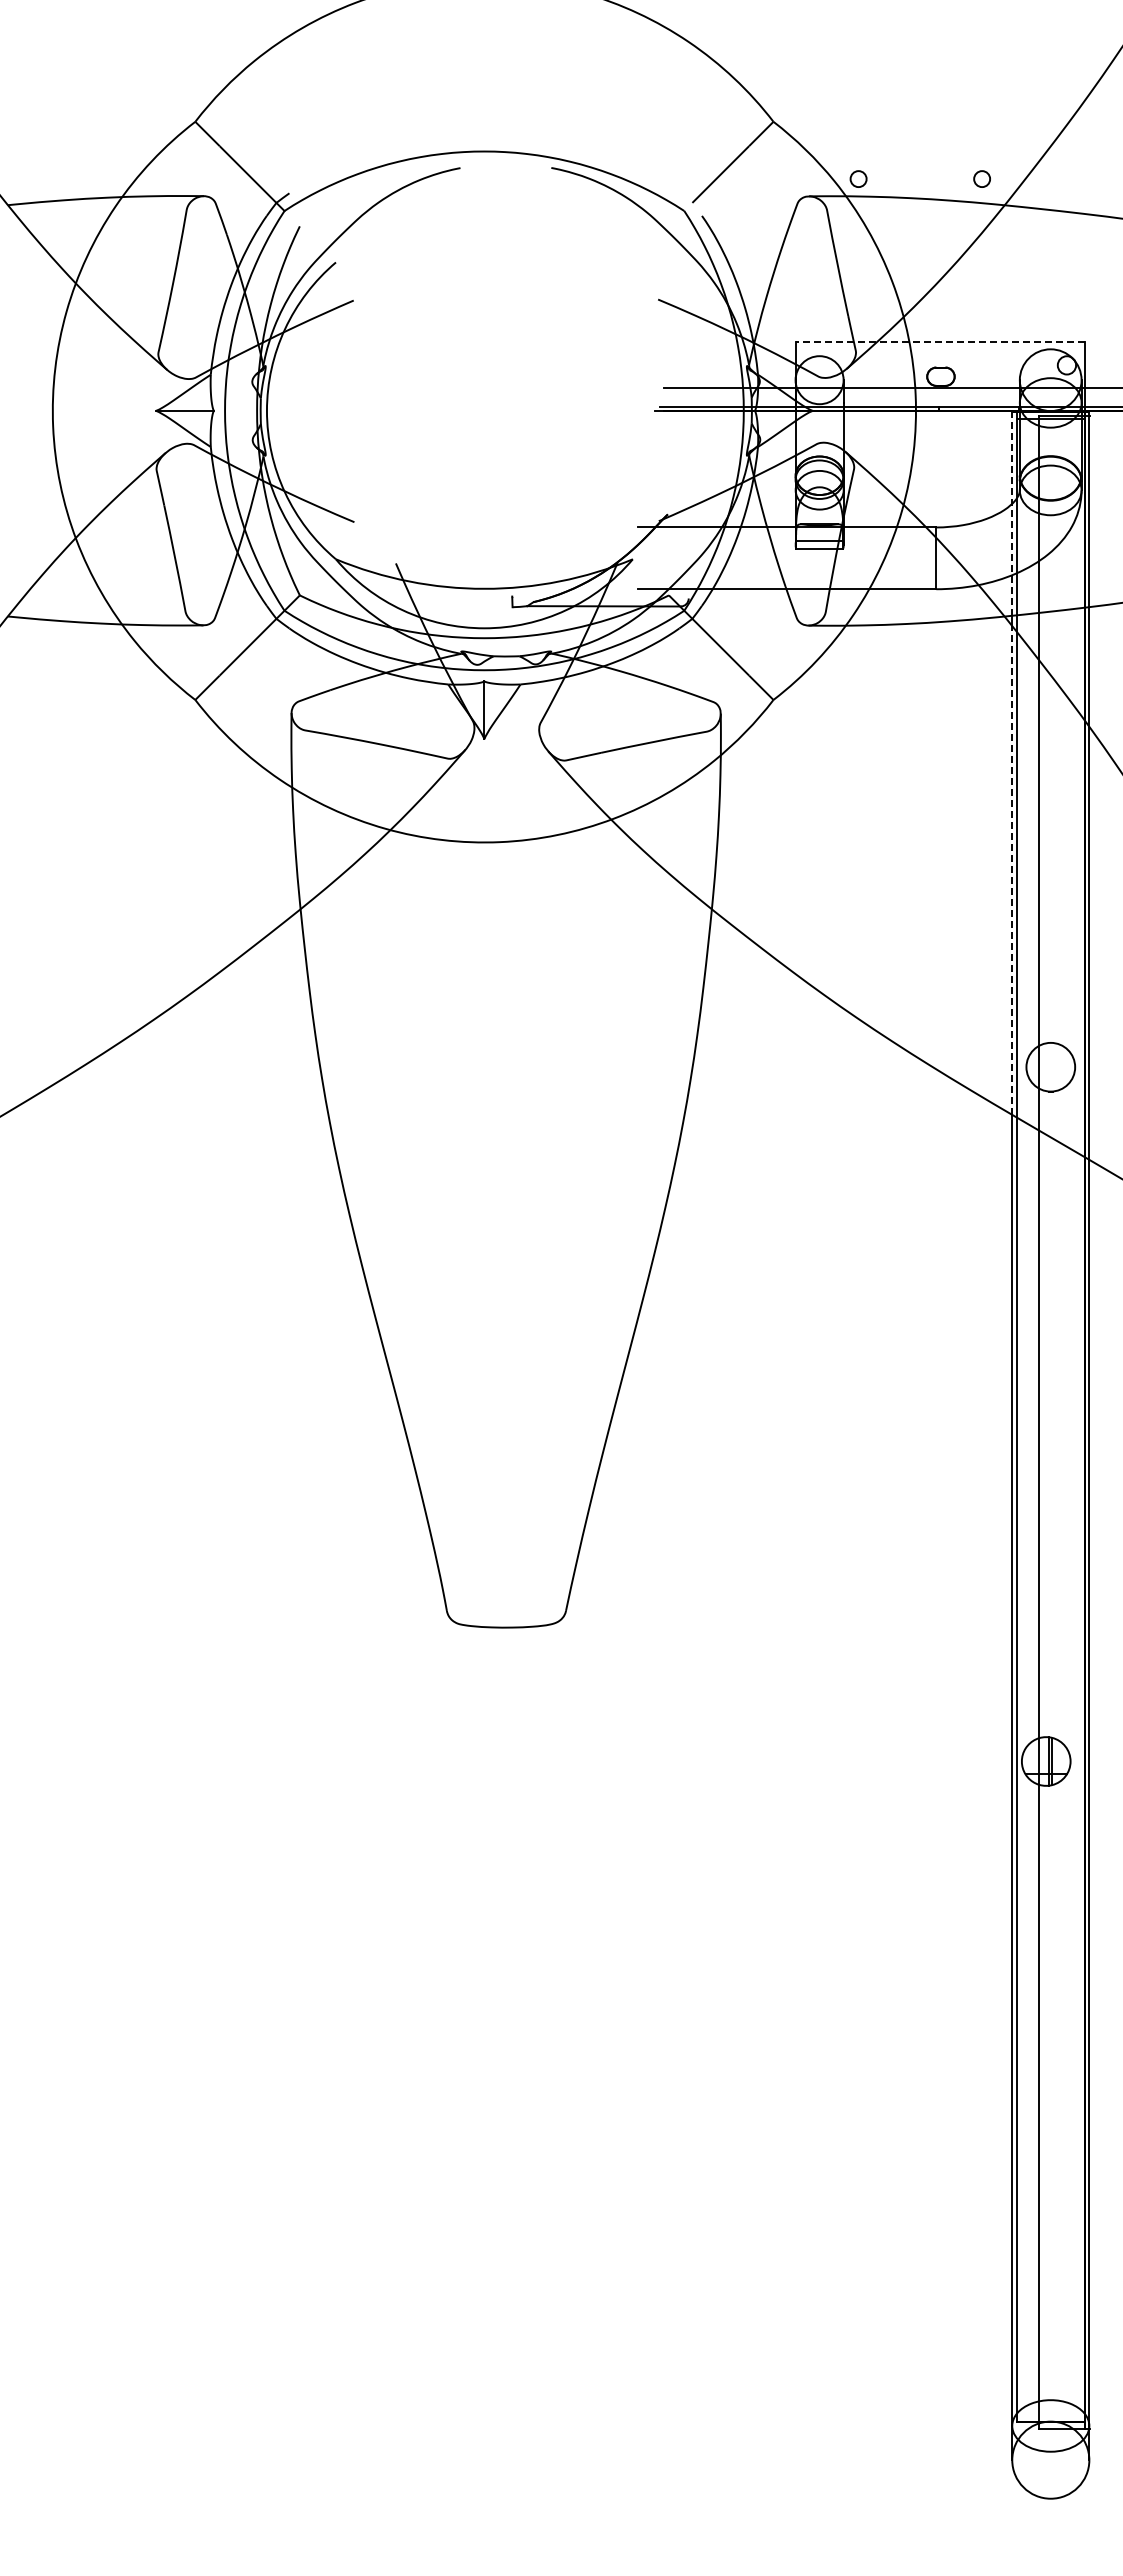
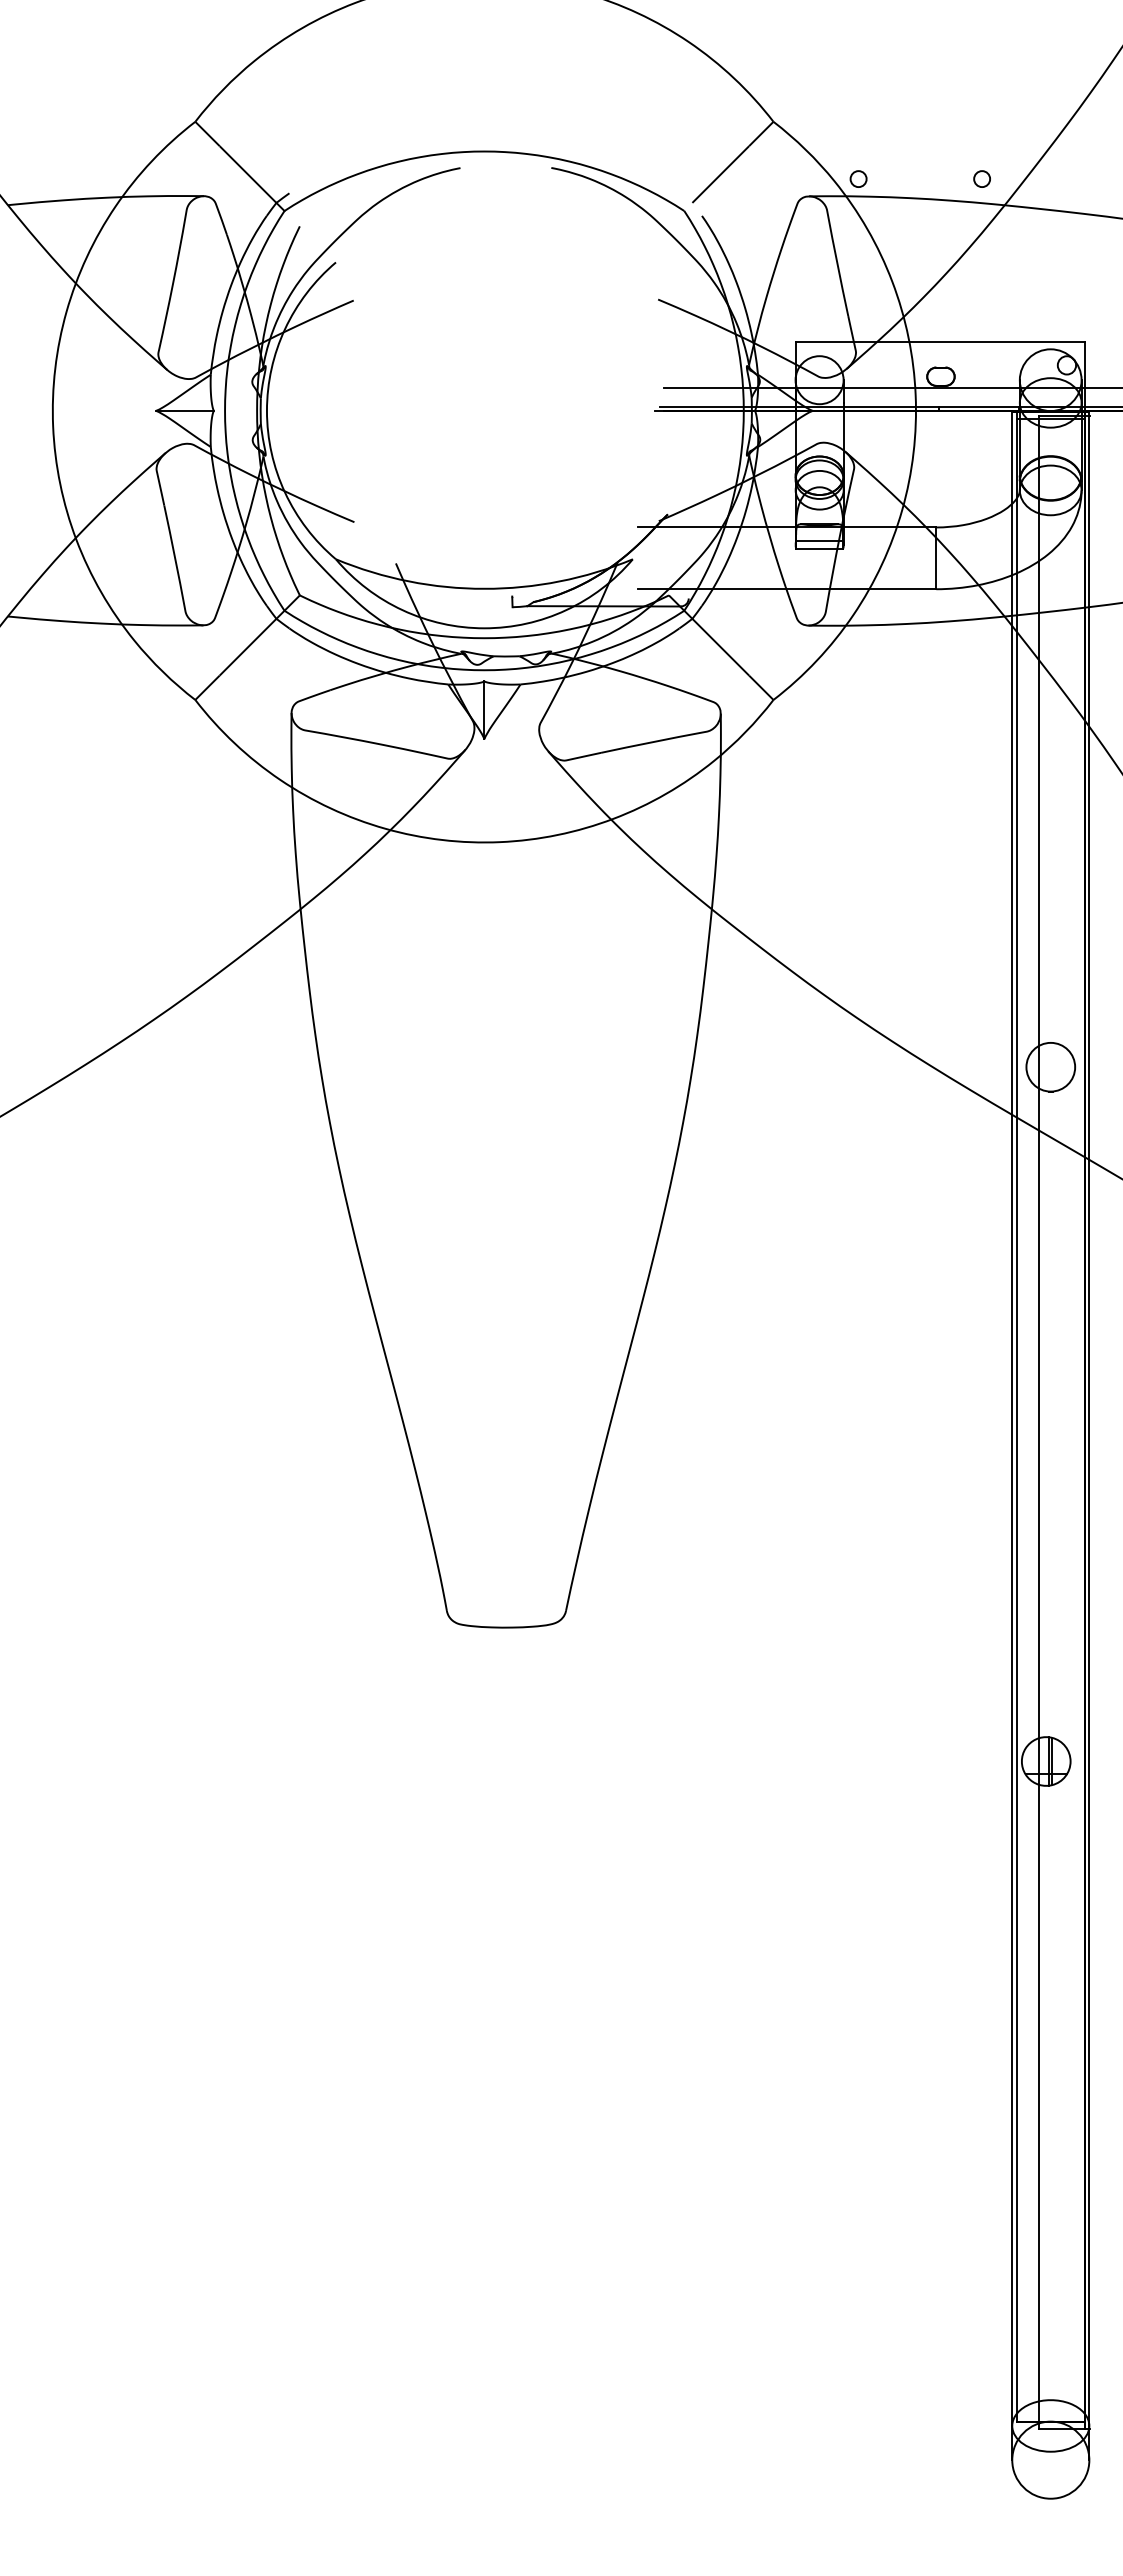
line: dashed -> solid (940, 342)
line: dashed -> solid (1012, 513)
line: dashed -> solid (1012, 870)
